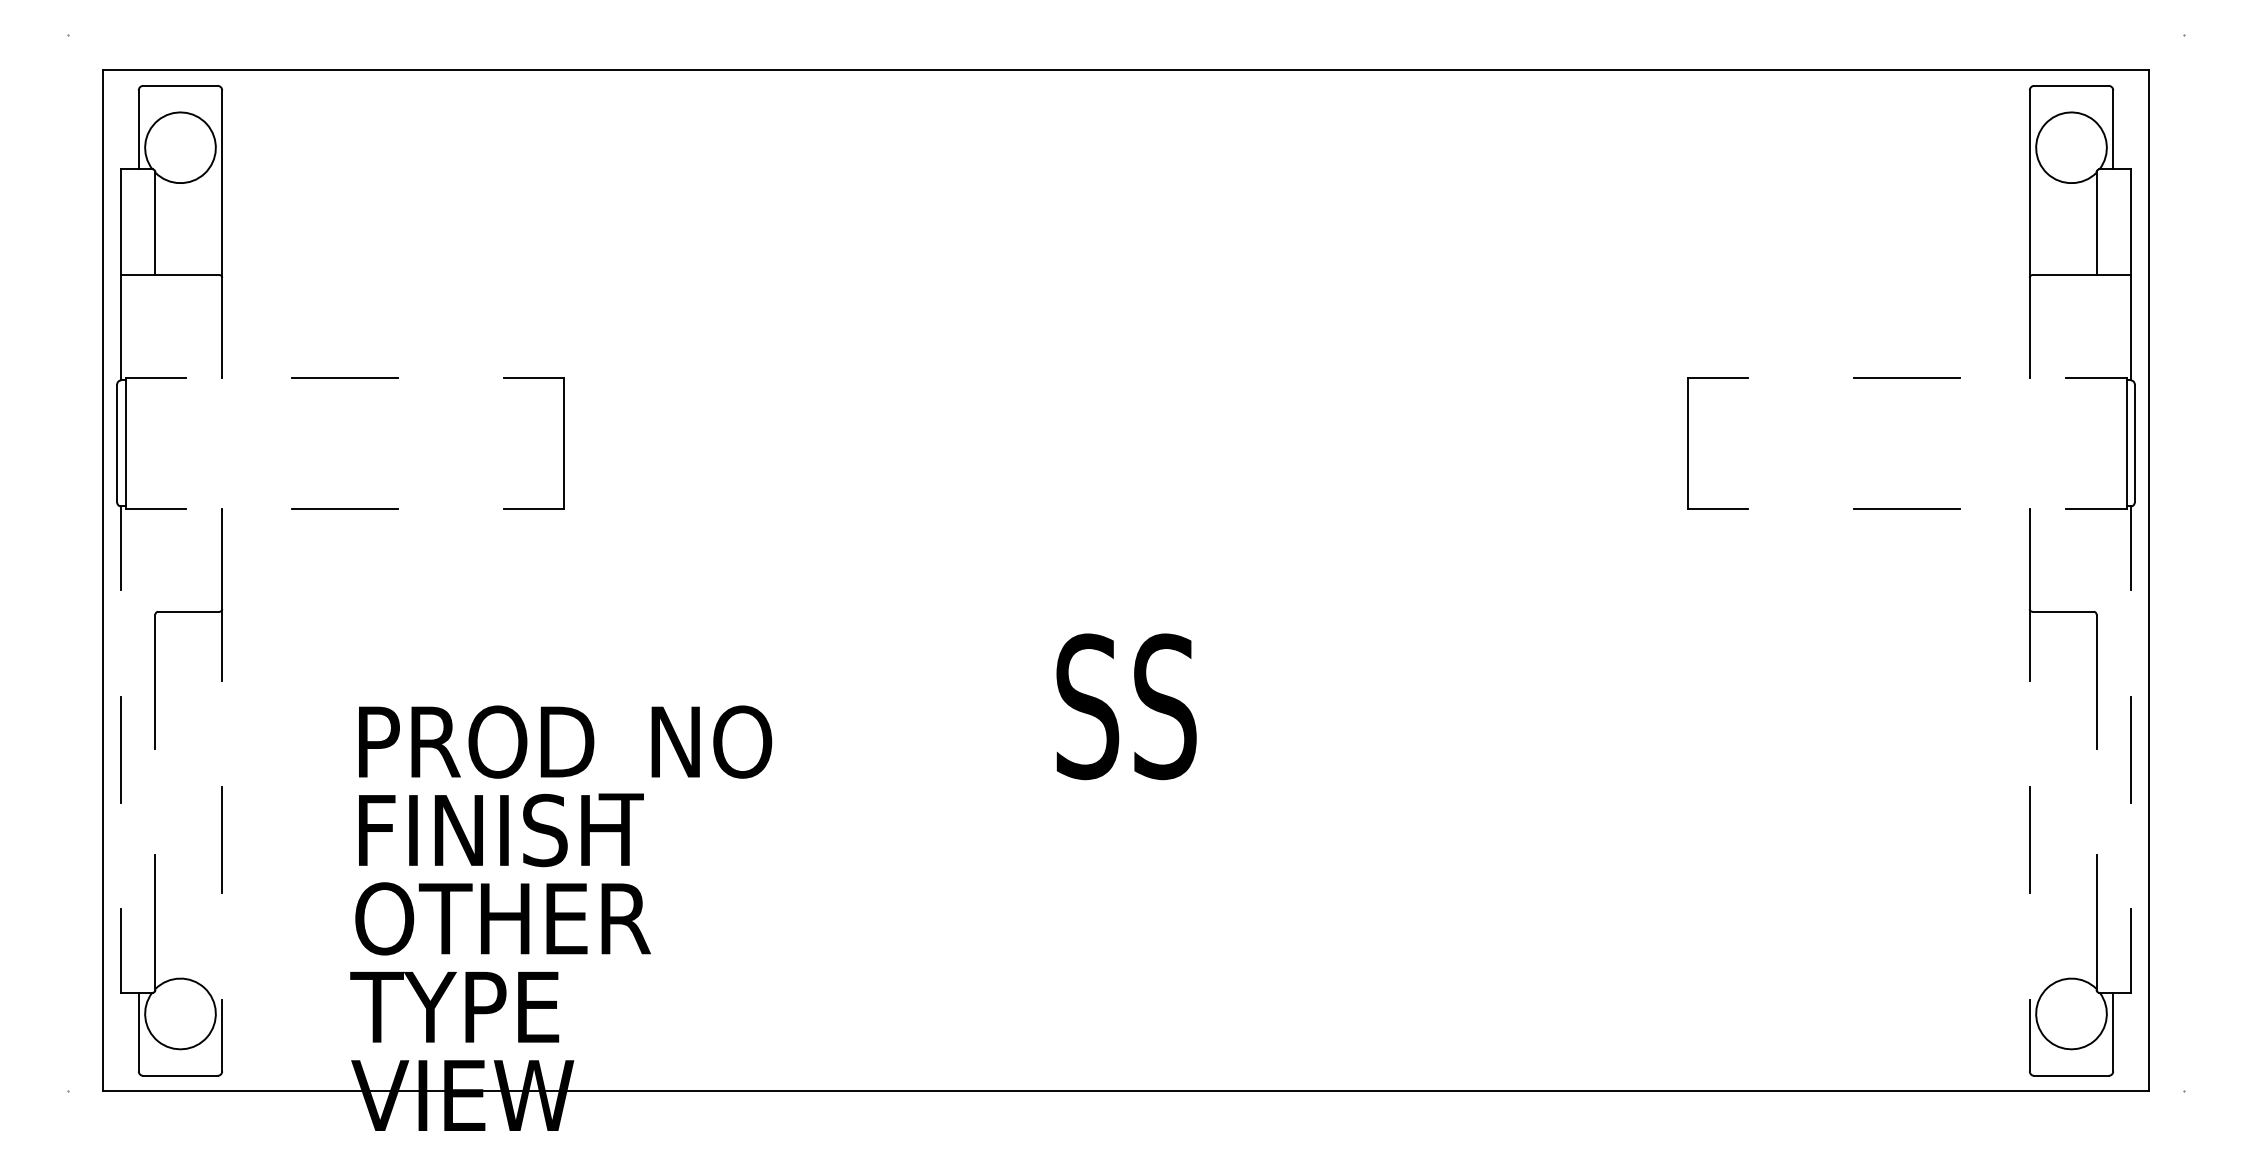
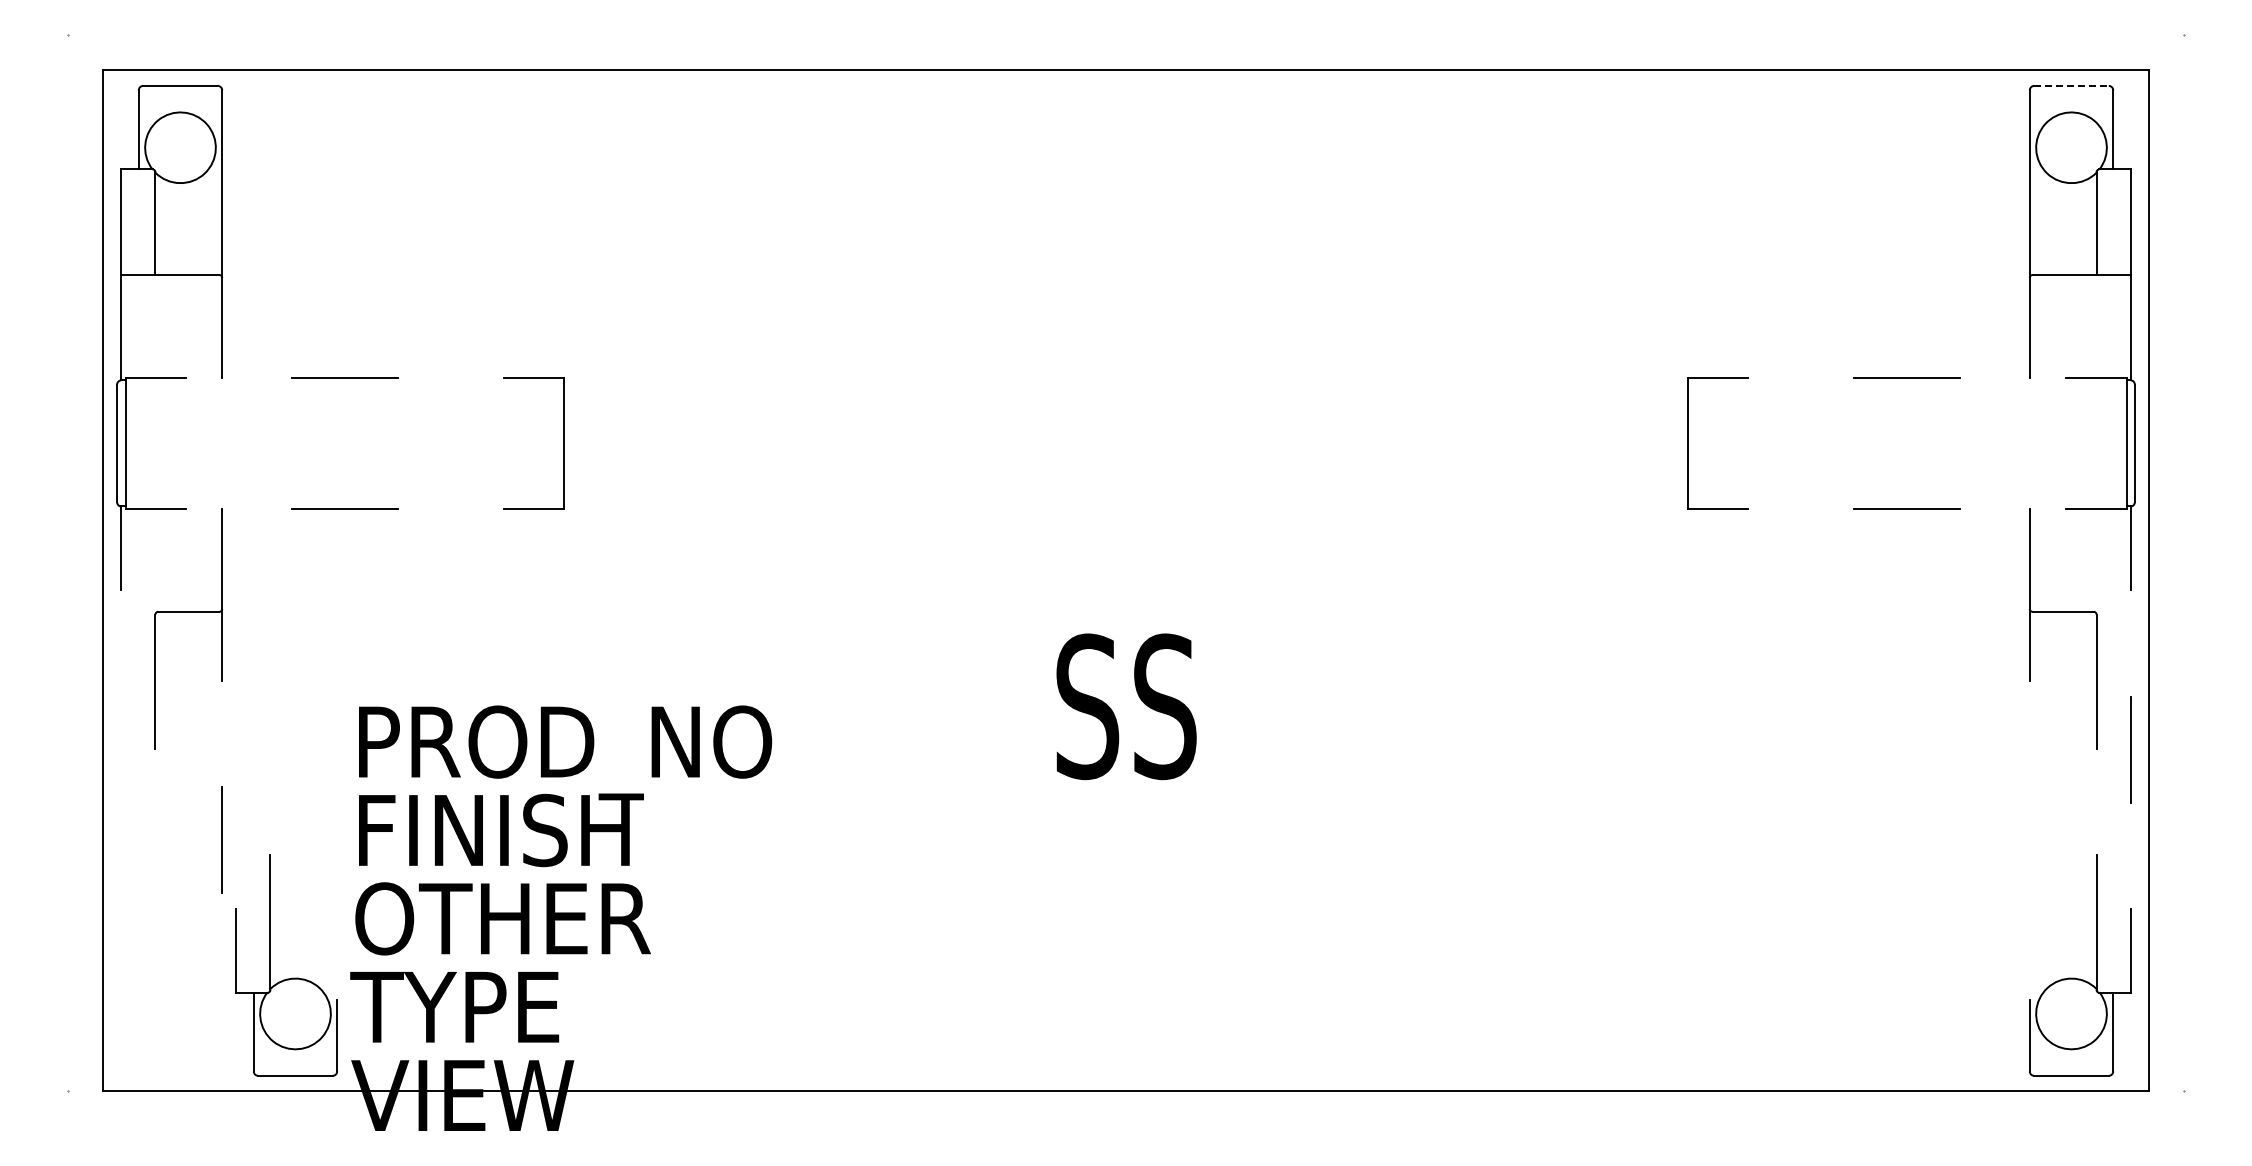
line: solid -> dashed (2072, 85)
line: present -> none (120, 749)
line: present -> none (2029, 840)
part position: (176, 977) -> (291, 977) (291, 977)
